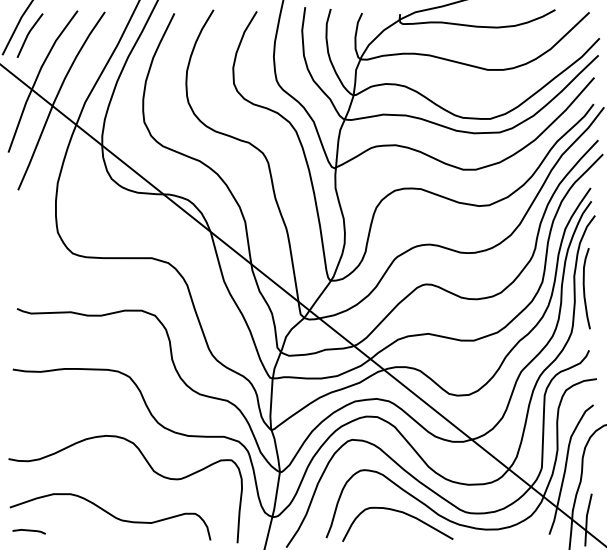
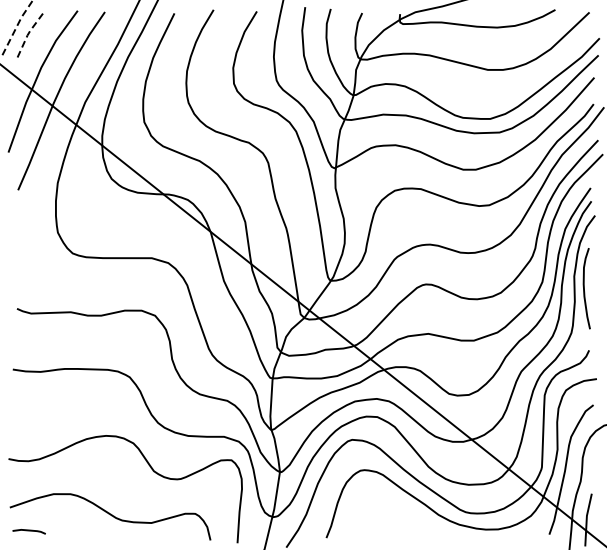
line: solid -> dashed (17, 26)
line: solid -> dashed (28, 34)
curve: present -> none (398, 512)
